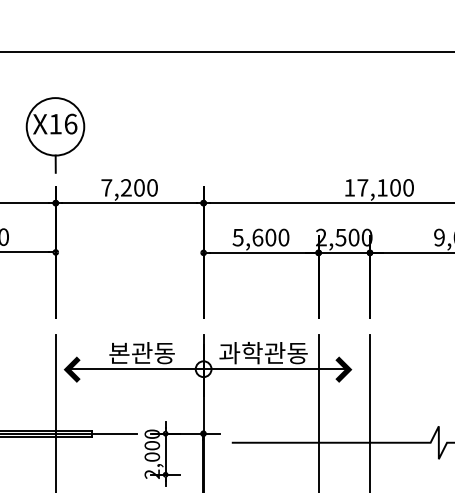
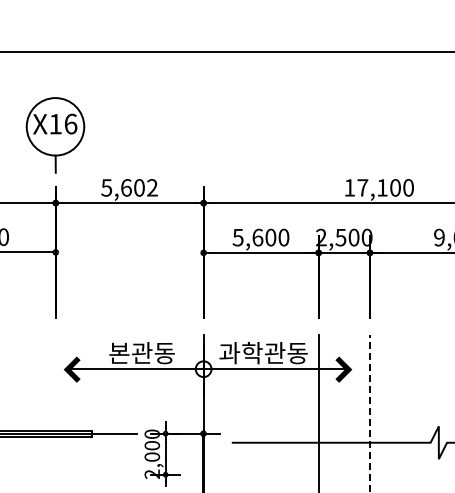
text: 7,200 -> 5,602 (129, 187)
line: present -> none (55, 411)
line: solid -> dashed (370, 413)
